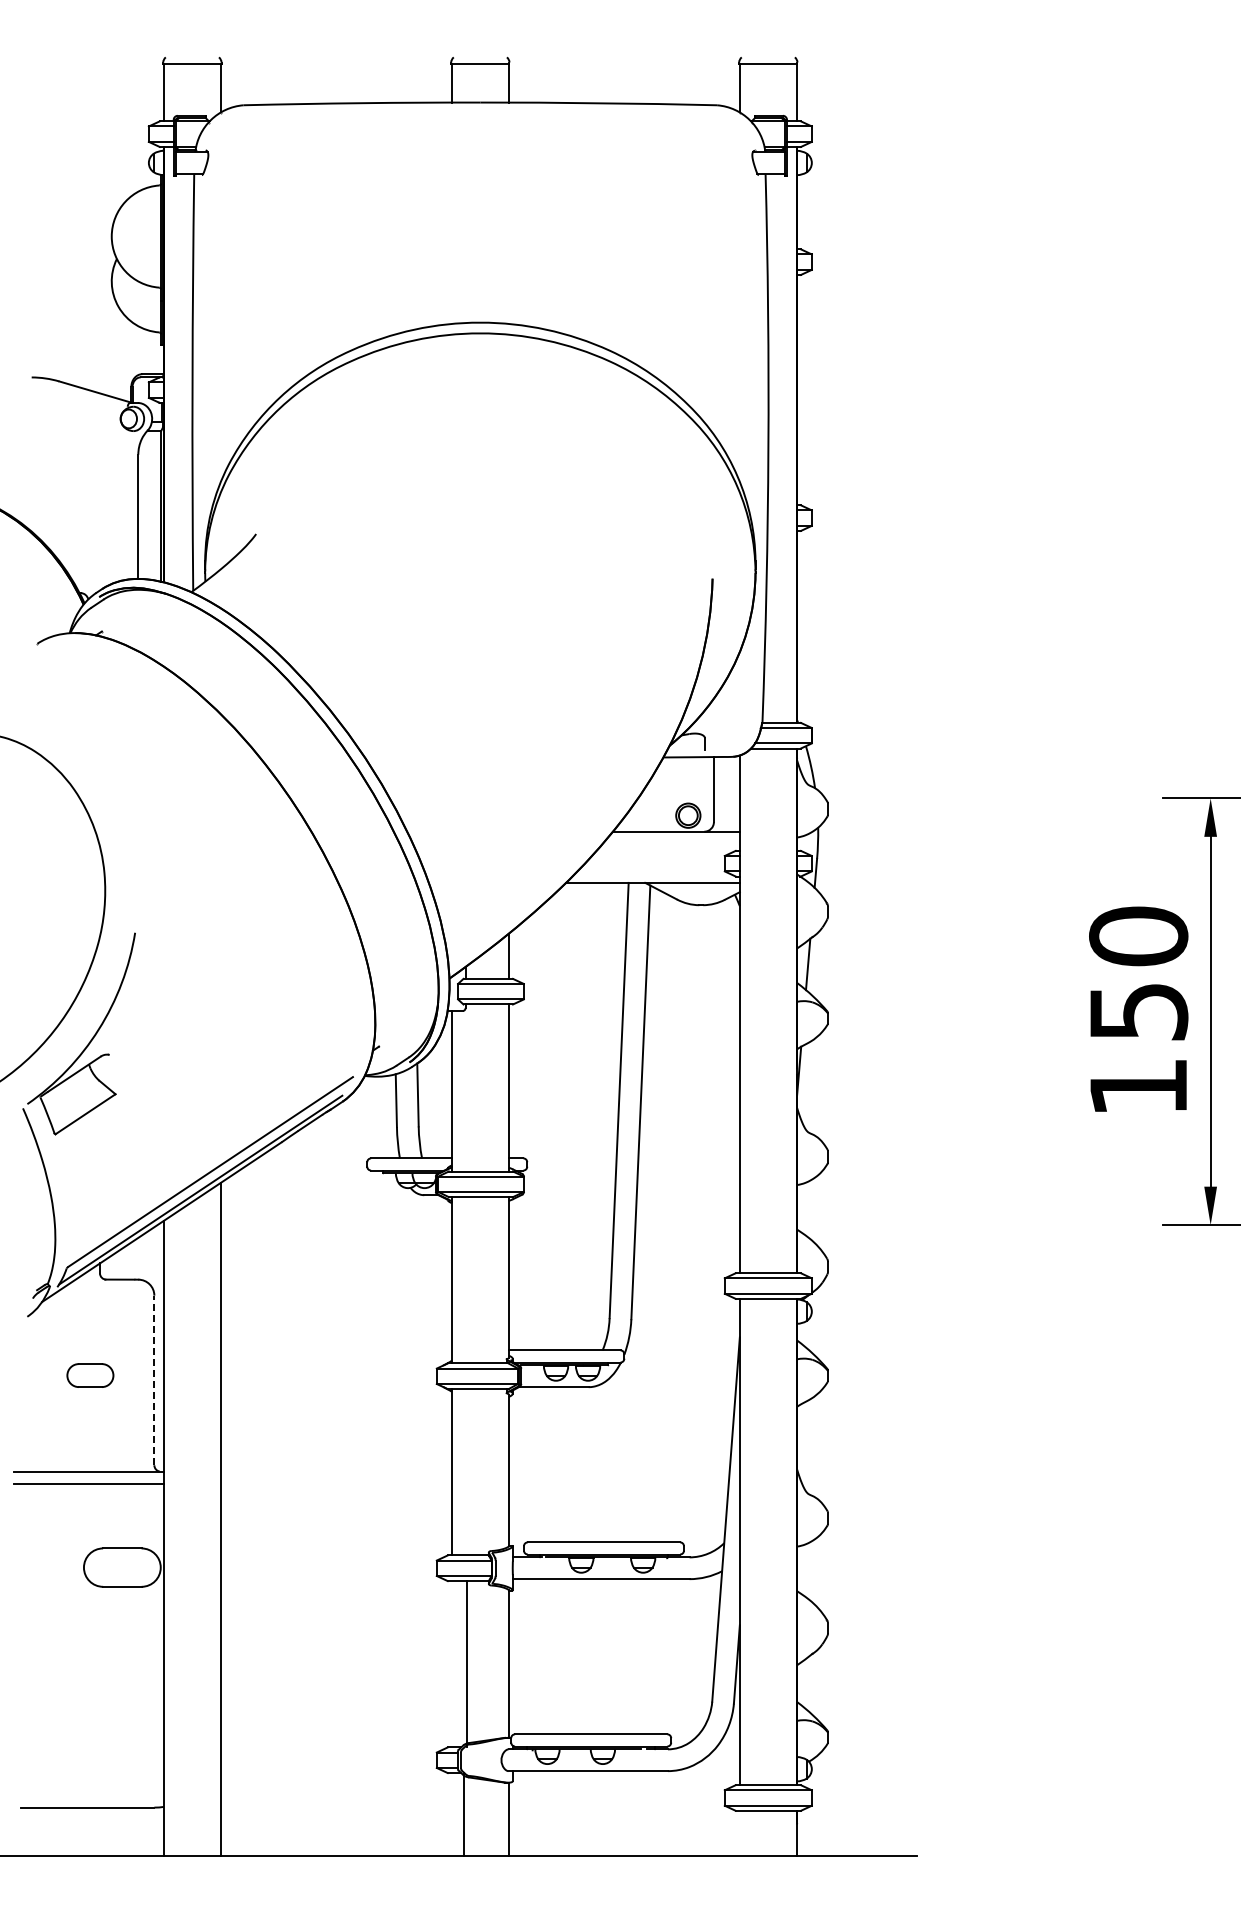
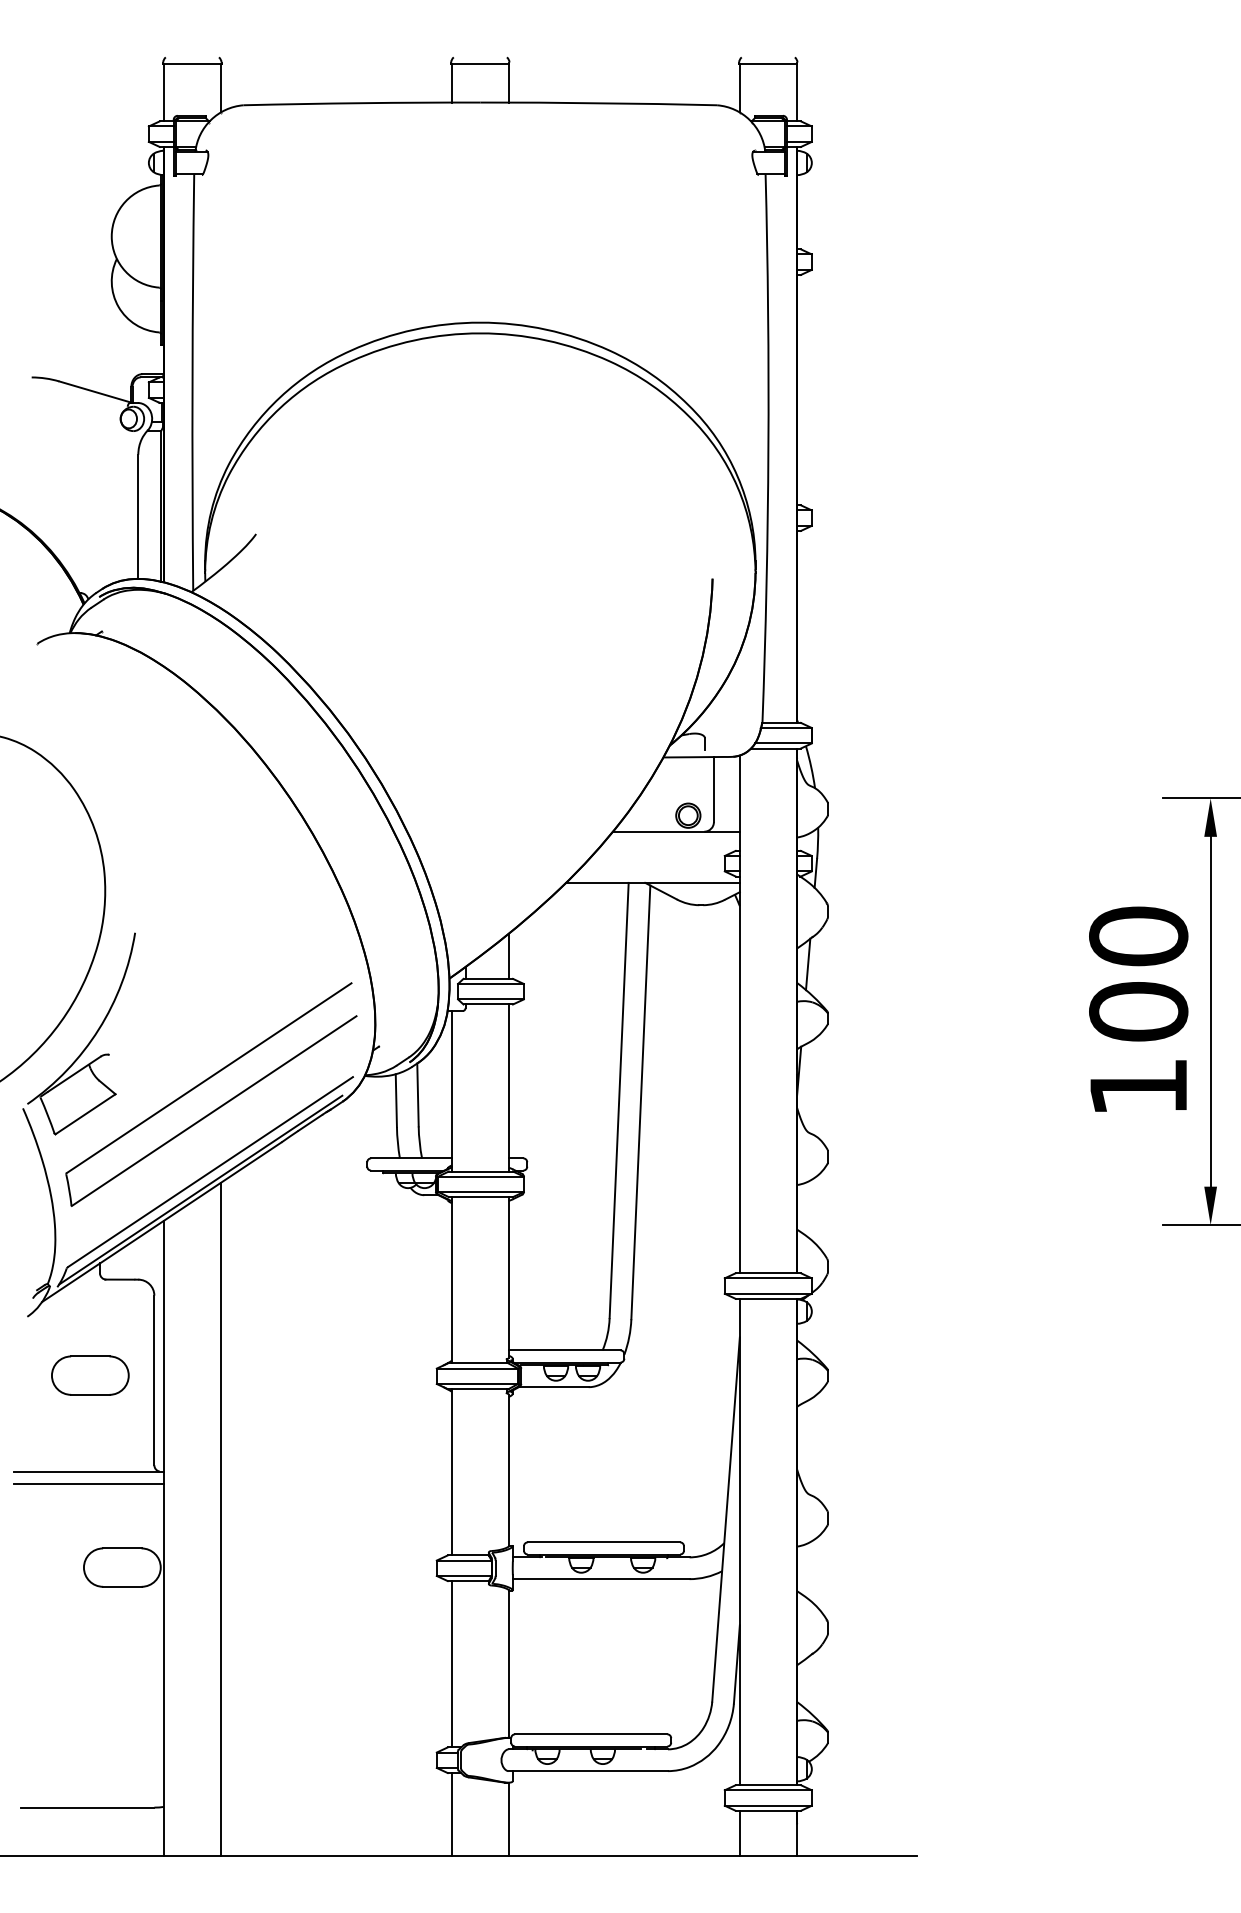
text: 150 -> 100 (1138, 1011)
part: none -> present (203, 1083)
part size: 49x25 px -> 79x41 px (90, 1375)
line: dashed -> solid (154, 1380)
line position: (466, 1664) -> (451, 1664) (451, 1664)
line position: (463, 1814) -> (451, 1814) (451, 1814)
line: none -> present (739, 1832)
